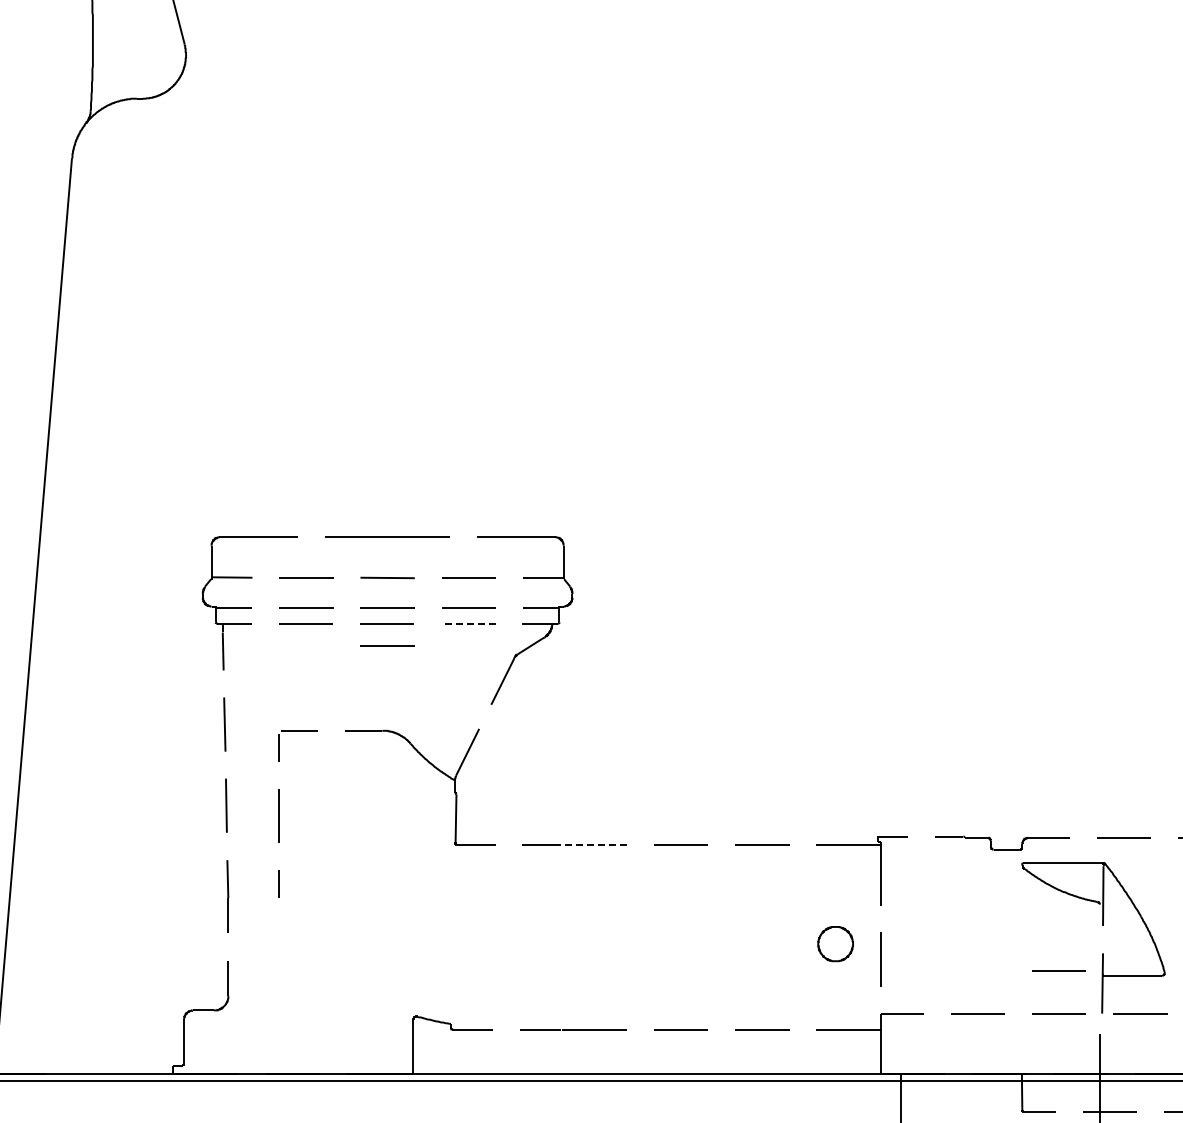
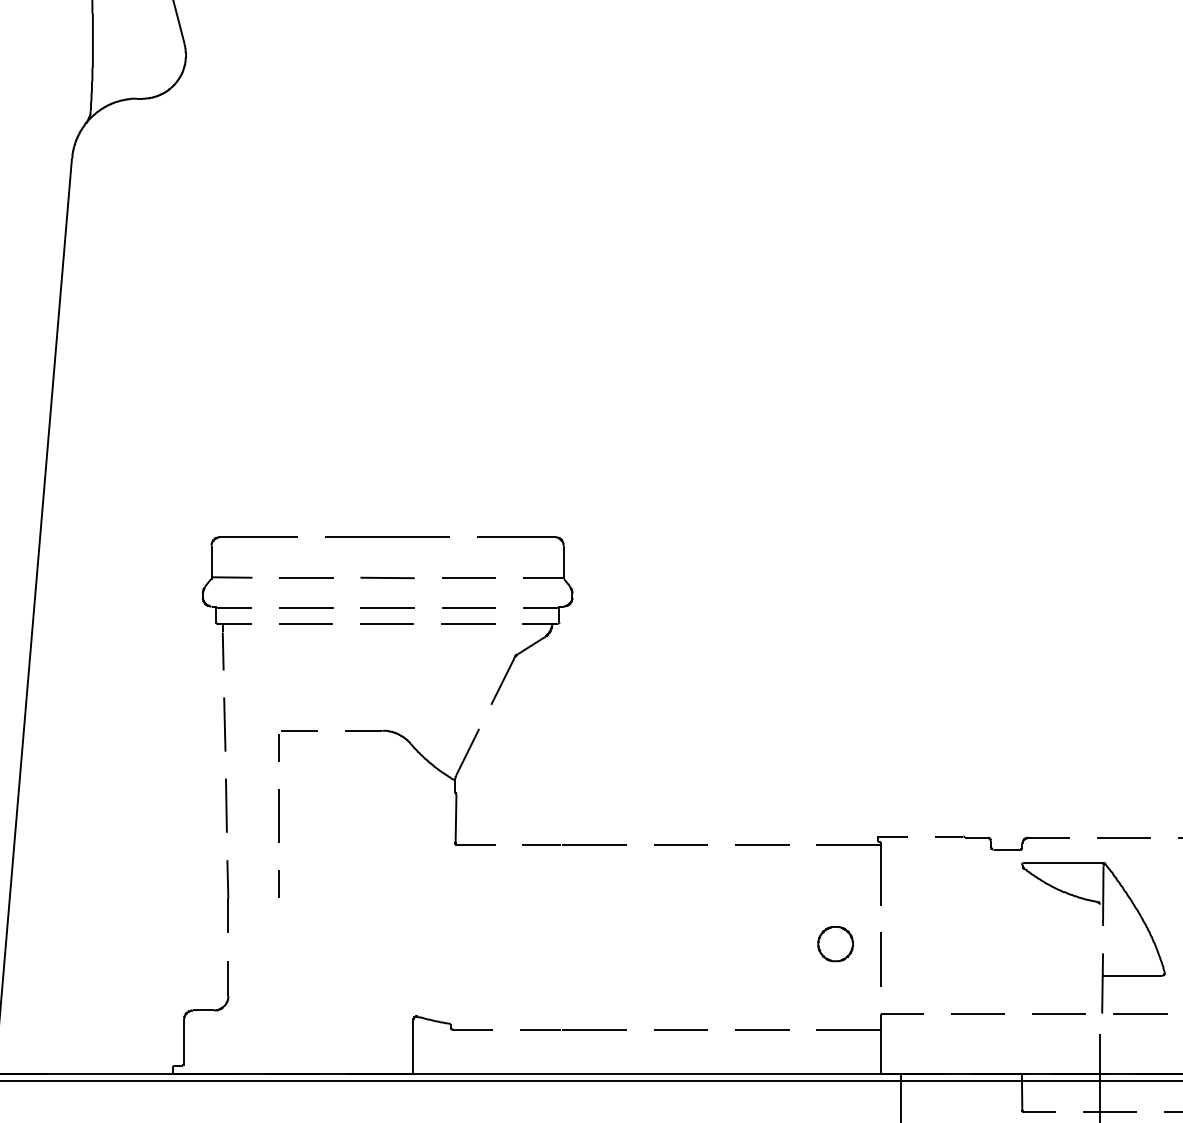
line: dashed -> solid (467, 623)
line: present -> none (387, 645)
line: dashed -> solid (594, 844)
line: present -> none (1058, 970)
